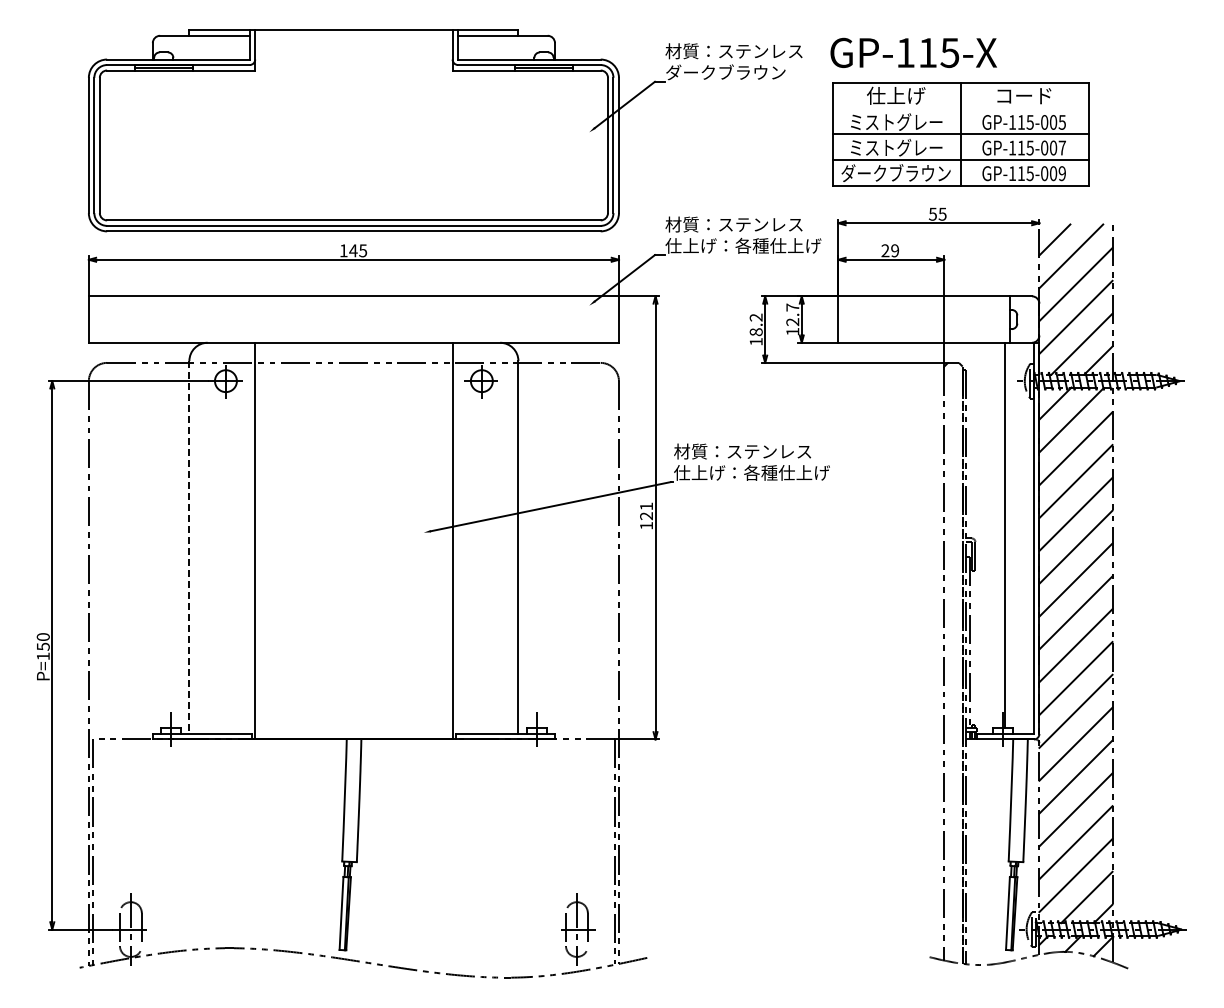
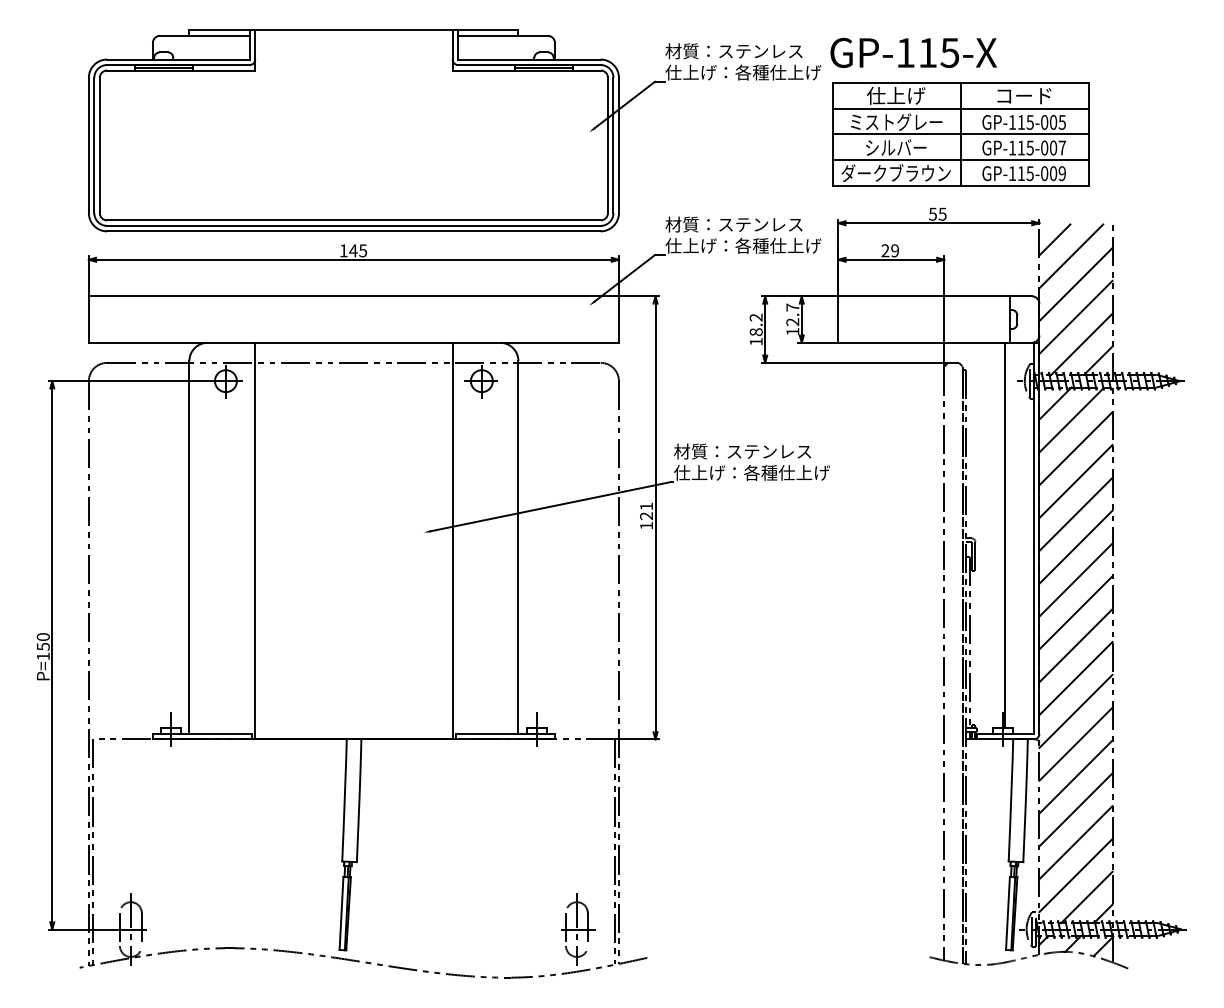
text: ダークブラウン -> 仕上げ：各種仕上げ (743, 72)
line: none -> present (960, 108)
text: ミストグレー -> シルバー (896, 147)
line: dashed -> solid (189, 548)
